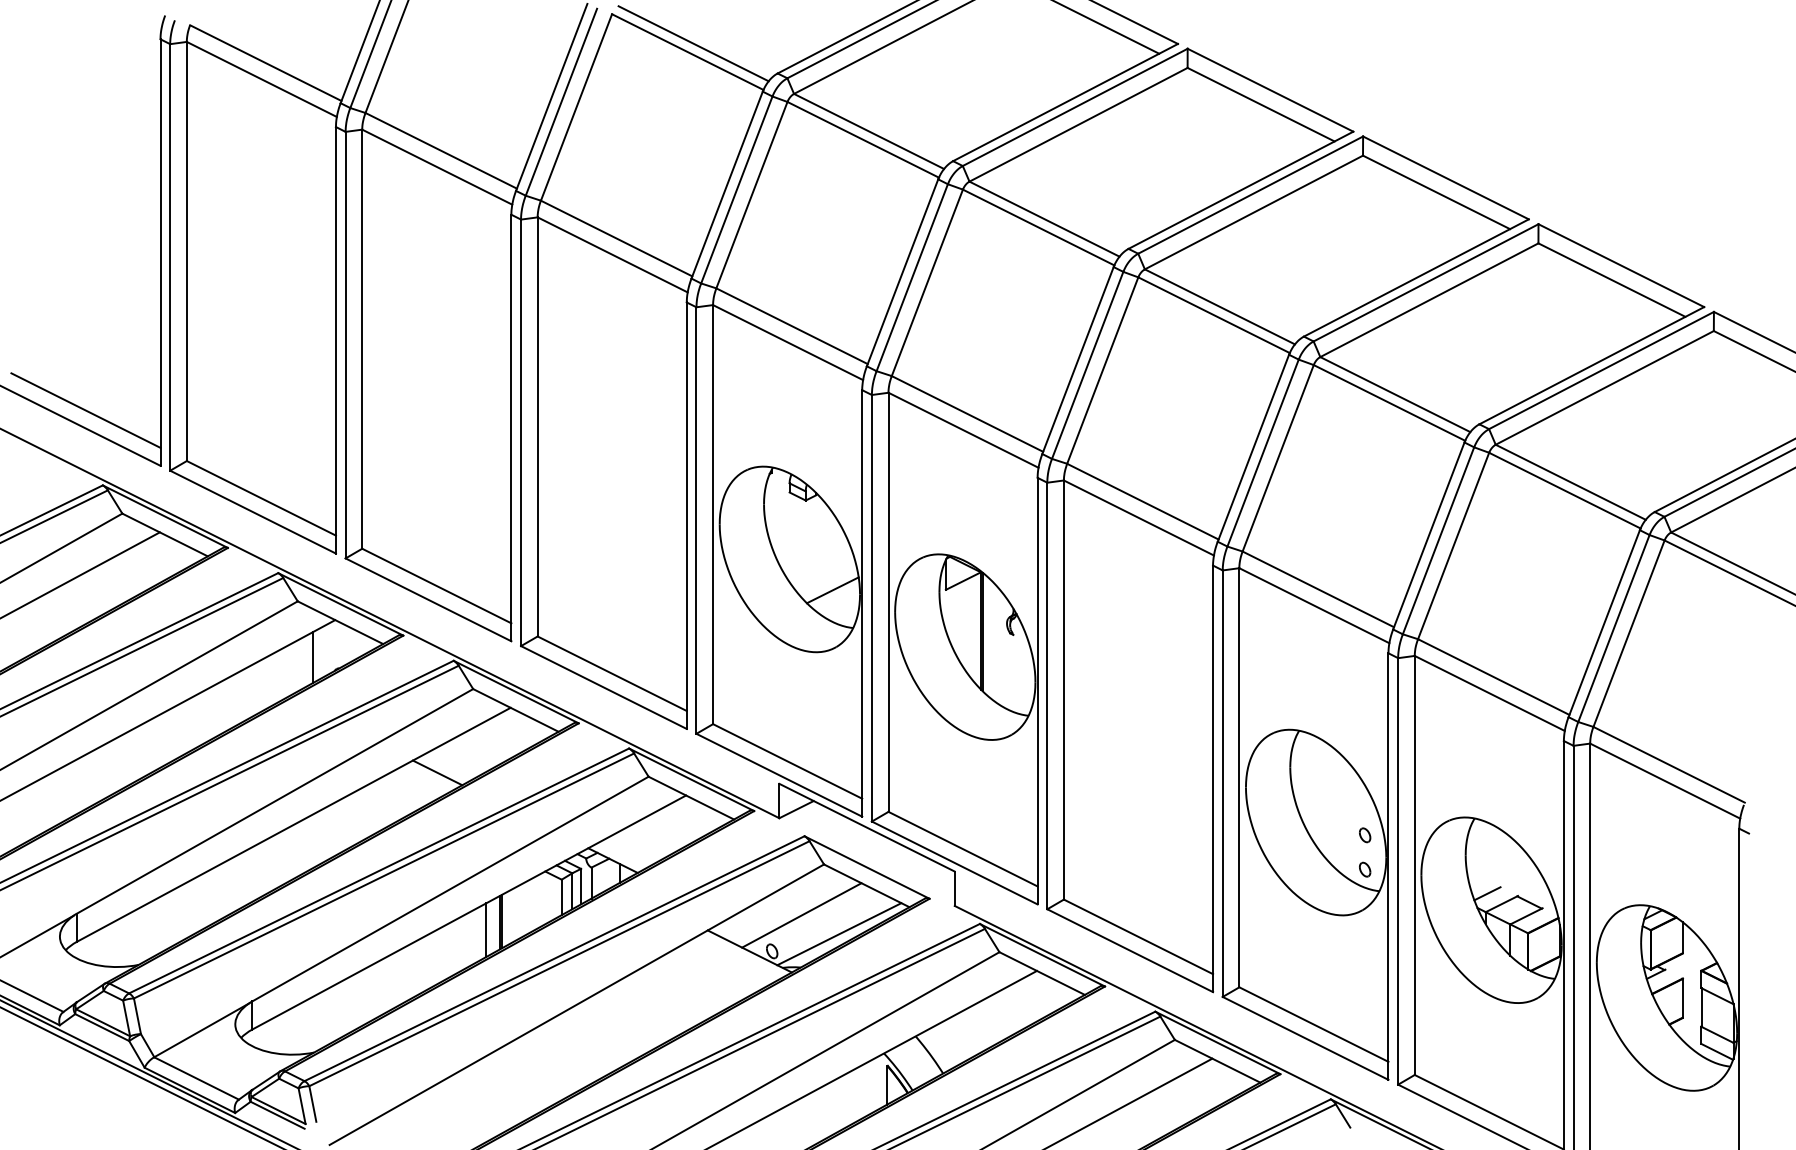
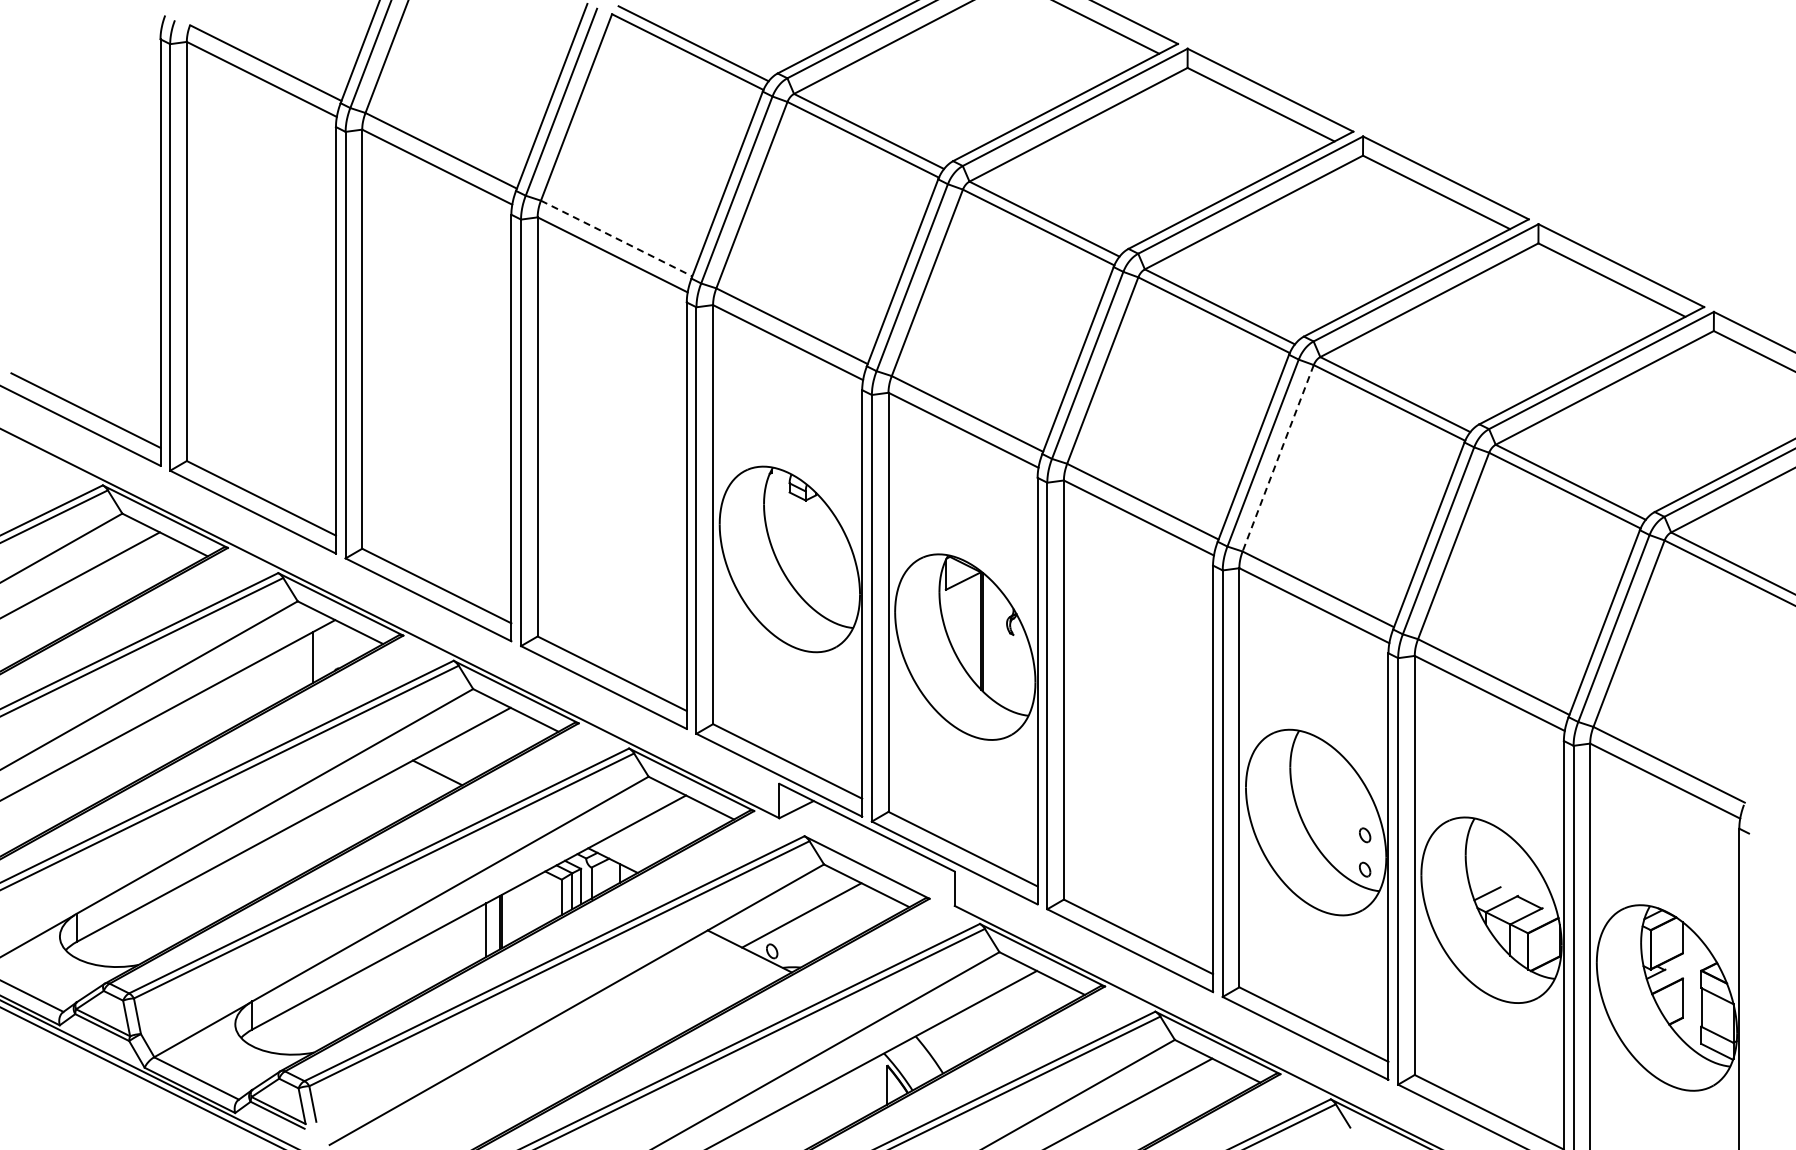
line: solid -> dashed (616, 238)
line: solid -> dashed (1278, 458)
line: present -> none (832, 590)
line: present -> none (839, 934)
